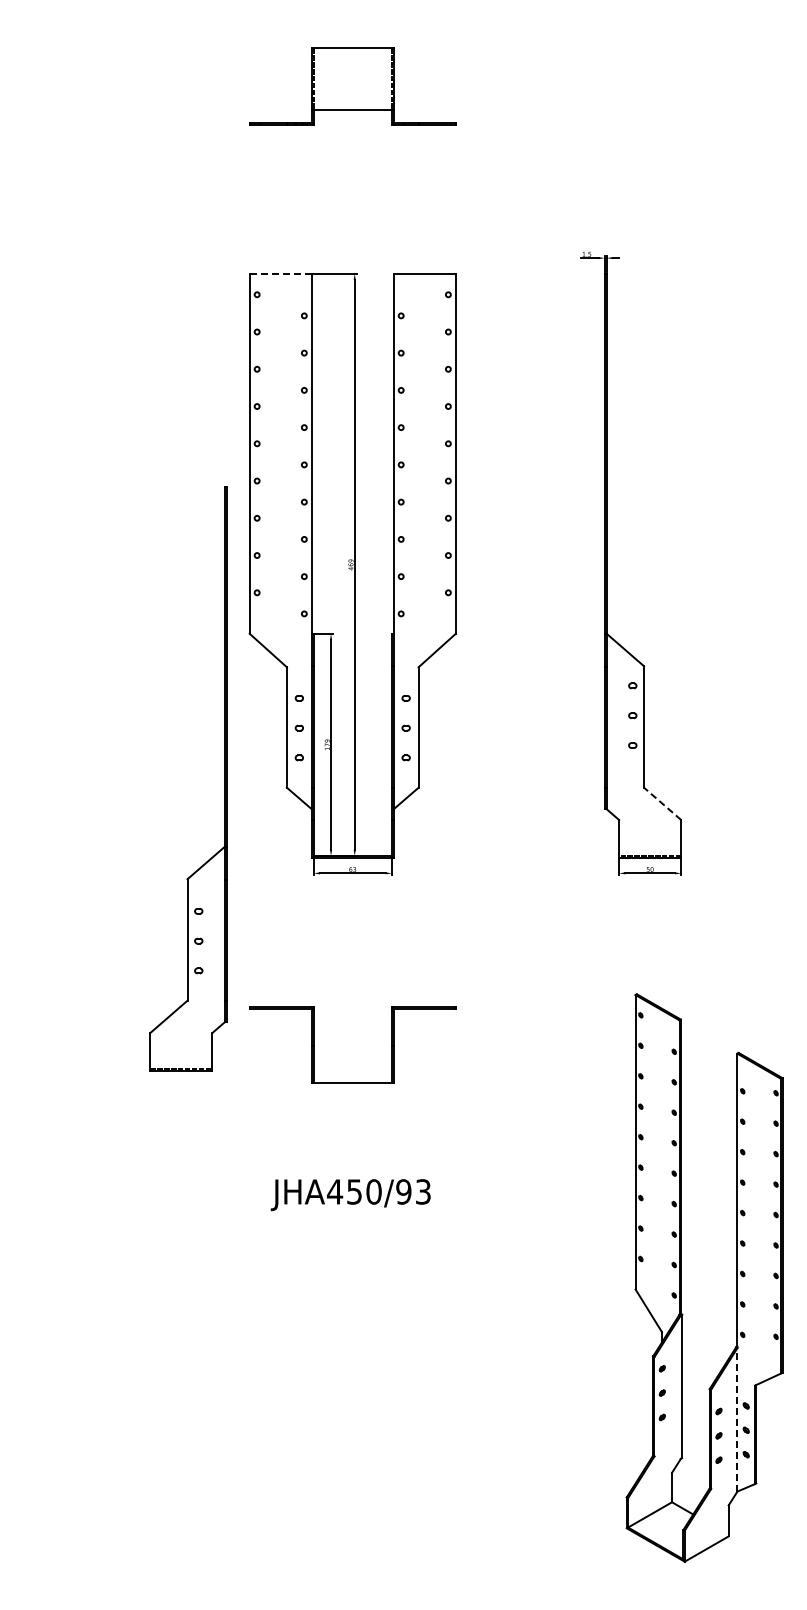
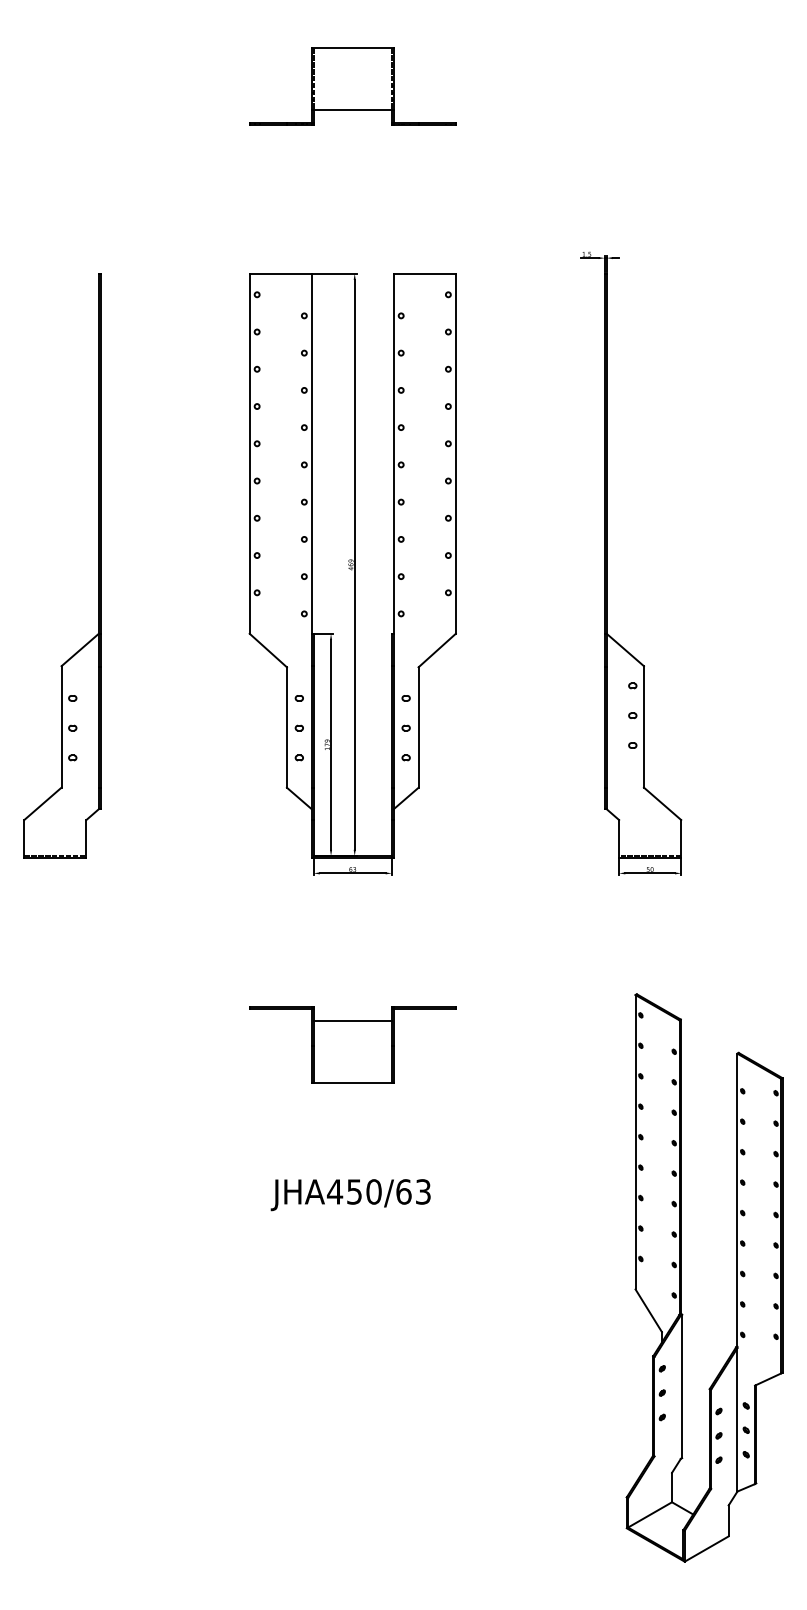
line: dashed -> solid (280, 273)
part position: (224, 778) -> (98, 565) (98, 565)
line: dashed -> solid (662, 803)
line: none -> present (352, 1021)
text: JHA450/93 -> JHA450/63 (403, 1191)
line: dashed -> solid (737, 1419)
